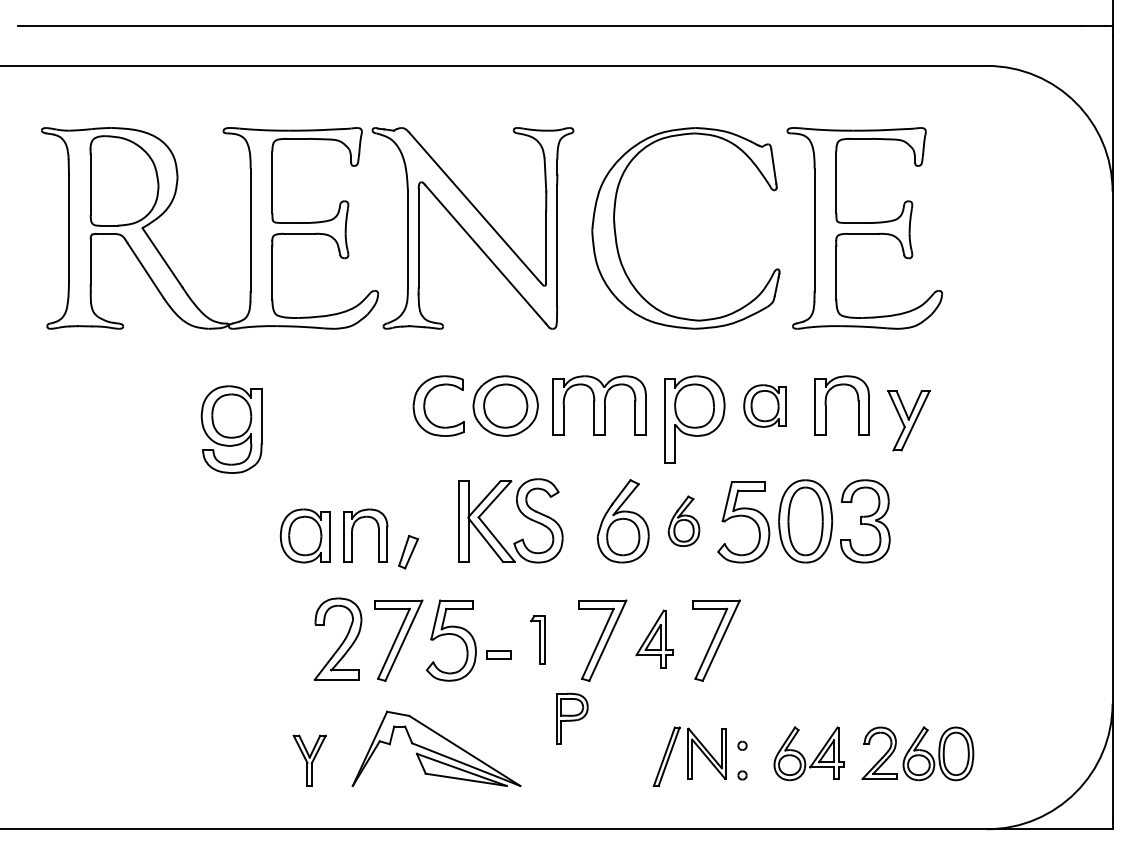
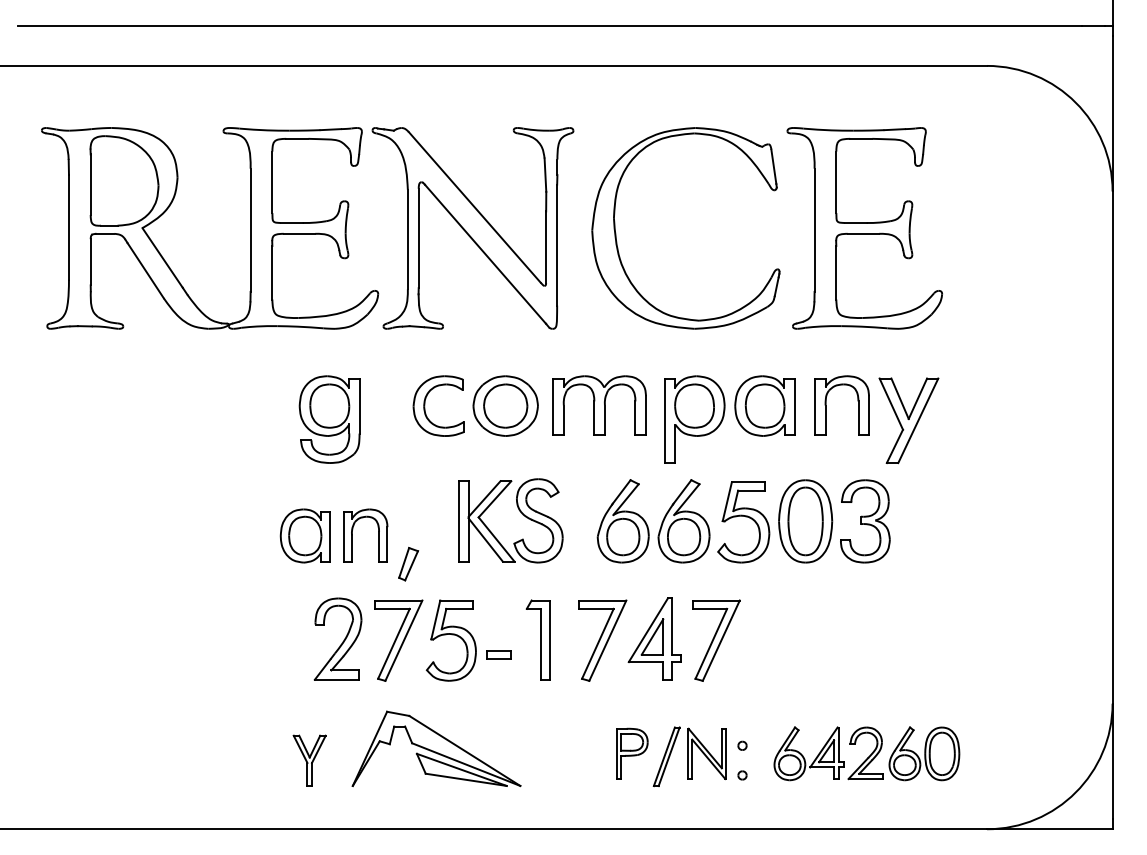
part size: 44x44 px -> 62x62 px (764, 405)
part size: 44x62 px -> 62x88 px (908, 420)
part position: (231, 429) -> (329, 419) (329, 419)
part size: 34x52 px -> 54x85 px (683, 521)
part position: (408, 551) -> (408, 563) (408, 563)
part size: 39x60 px -> 55x84 px (654, 638)
part size: 16x50 px -> 26x82 px (537, 639)
part position: (572, 718) -> (632, 753) (632, 753)
part position: (917, 753) -> (903, 753) (903, 753)
